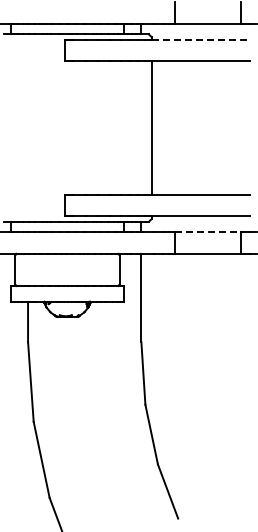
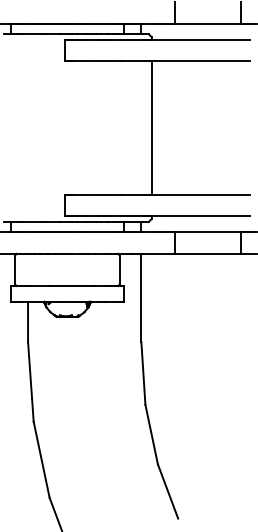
line: dashed -> solid (201, 39)
line: dashed -> solid (208, 232)
